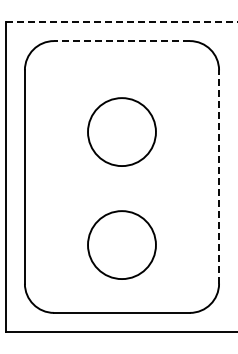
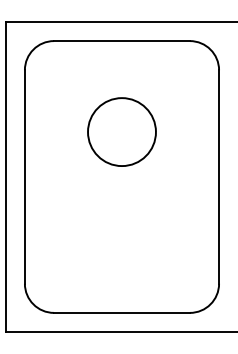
line: dashed -> solid (122, 21)
line: dashed -> solid (122, 41)
line: dashed -> solid (219, 177)
circle: present -> none (121, 244)
